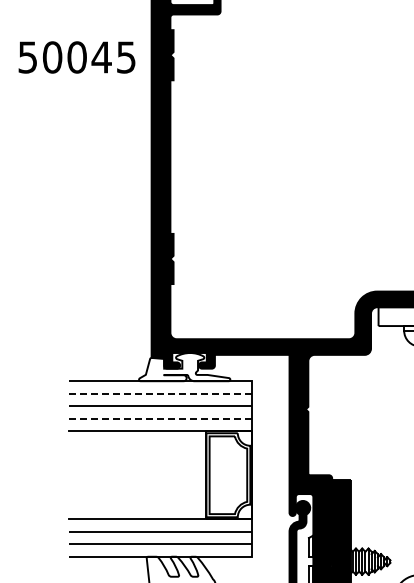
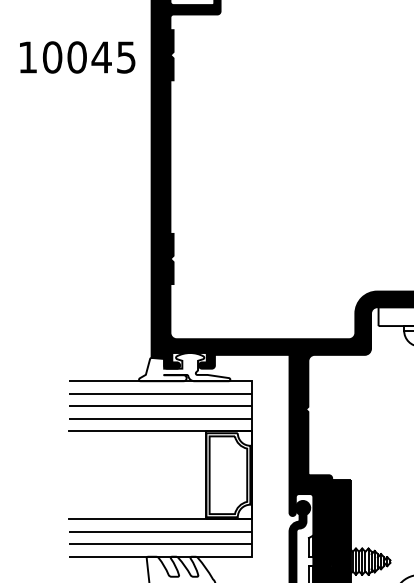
text: 50045 -> 10045 (27, 57)
line: dashed -> solid (161, 393)
line: dashed -> solid (161, 418)
